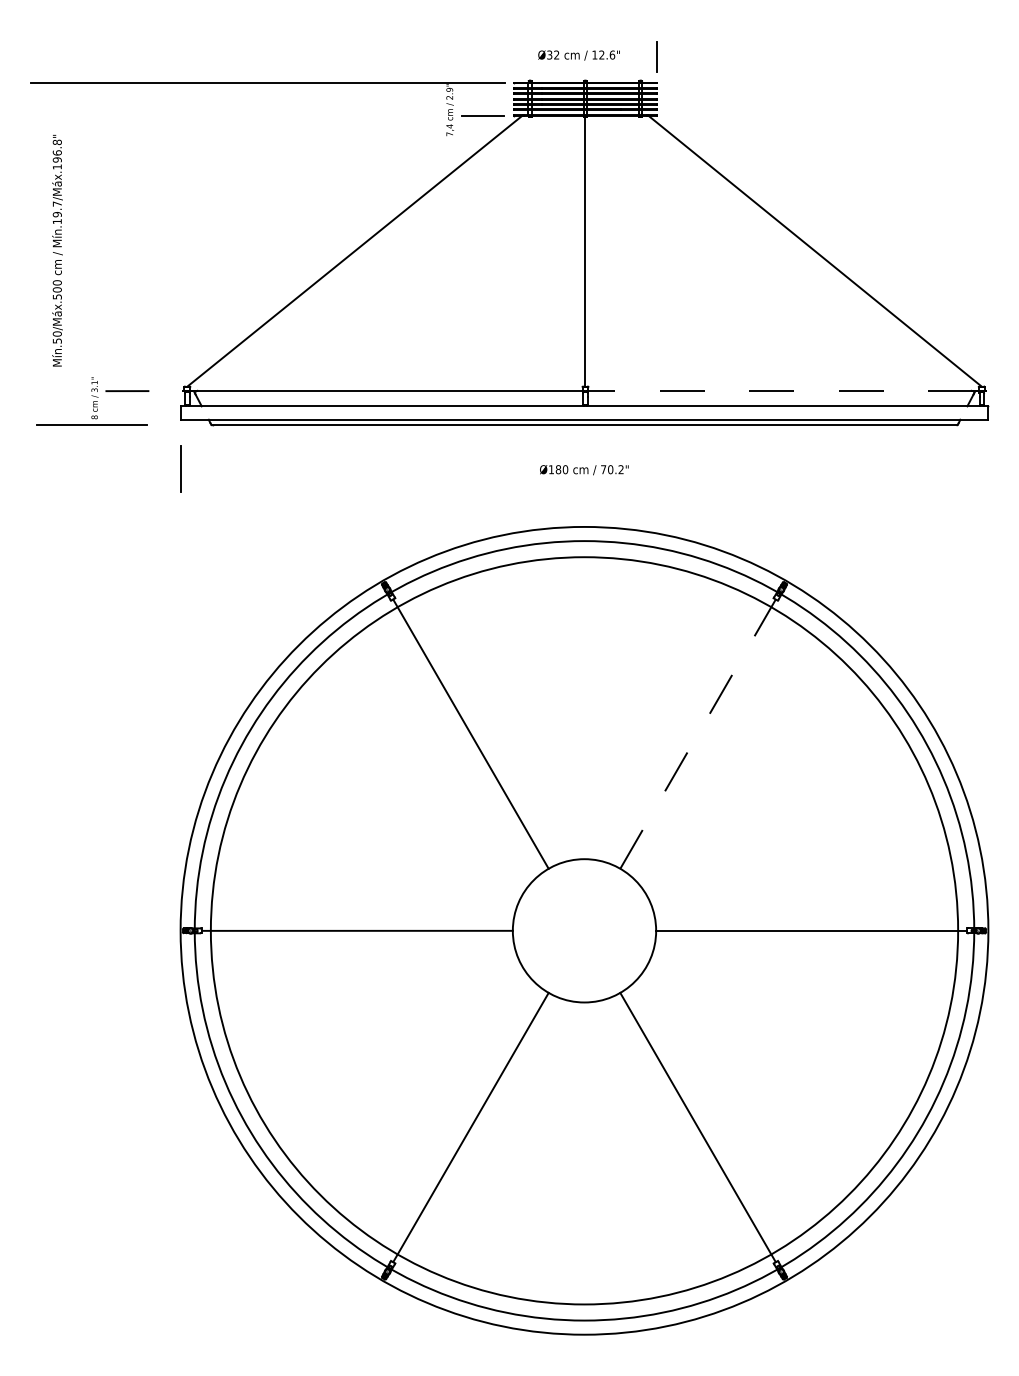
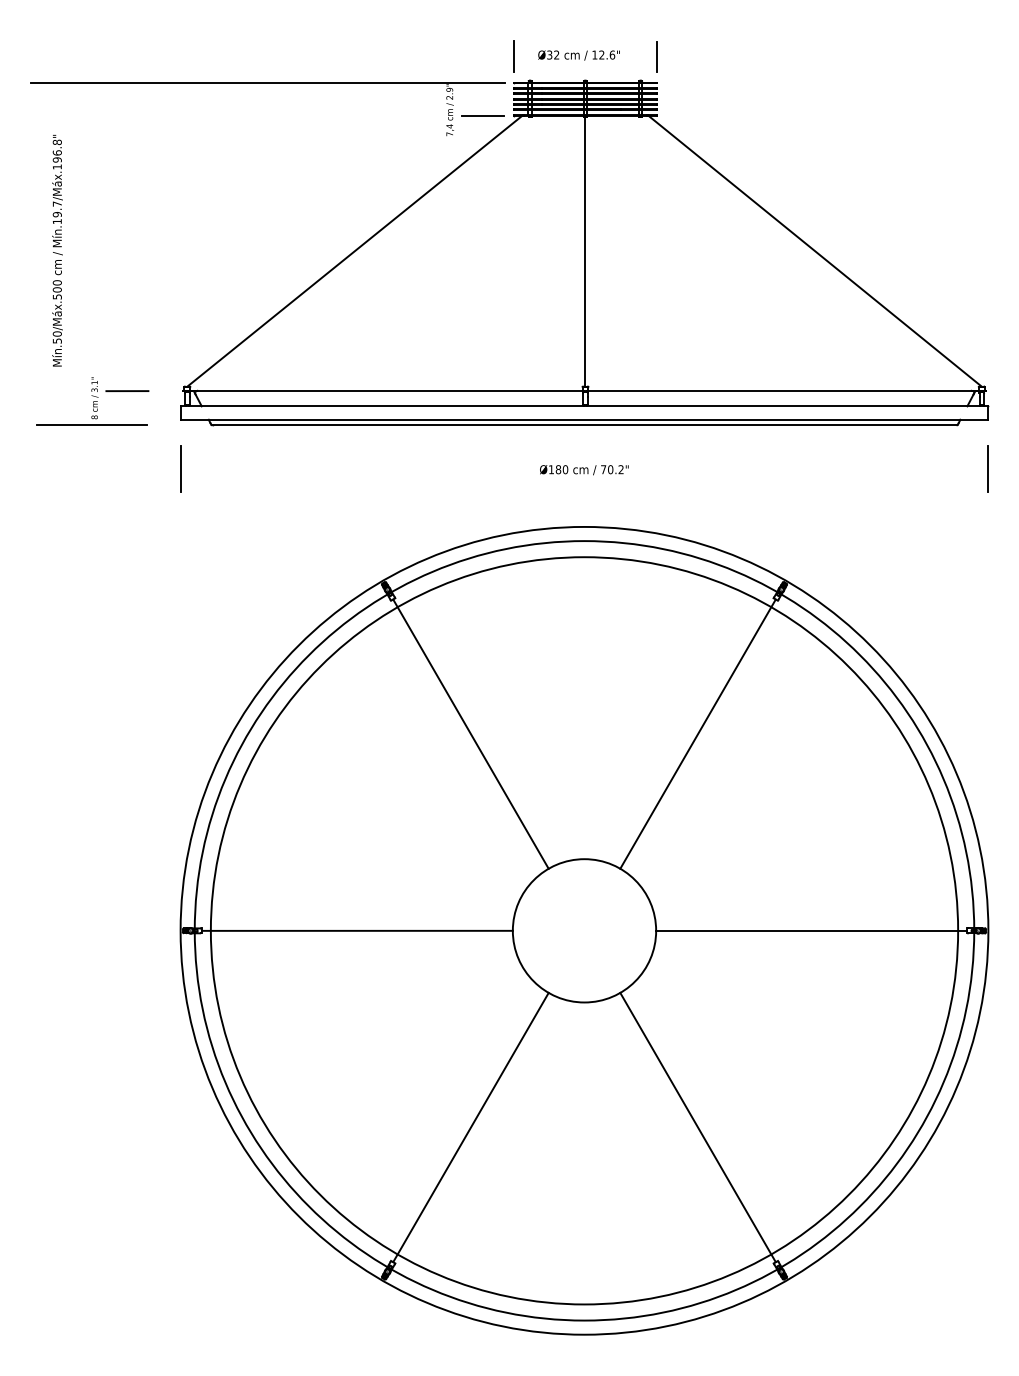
line: none -> present (513, 56)
line: dashed -> solid (780, 391)
line: none -> present (988, 468)
line: dashed -> solid (698, 733)
